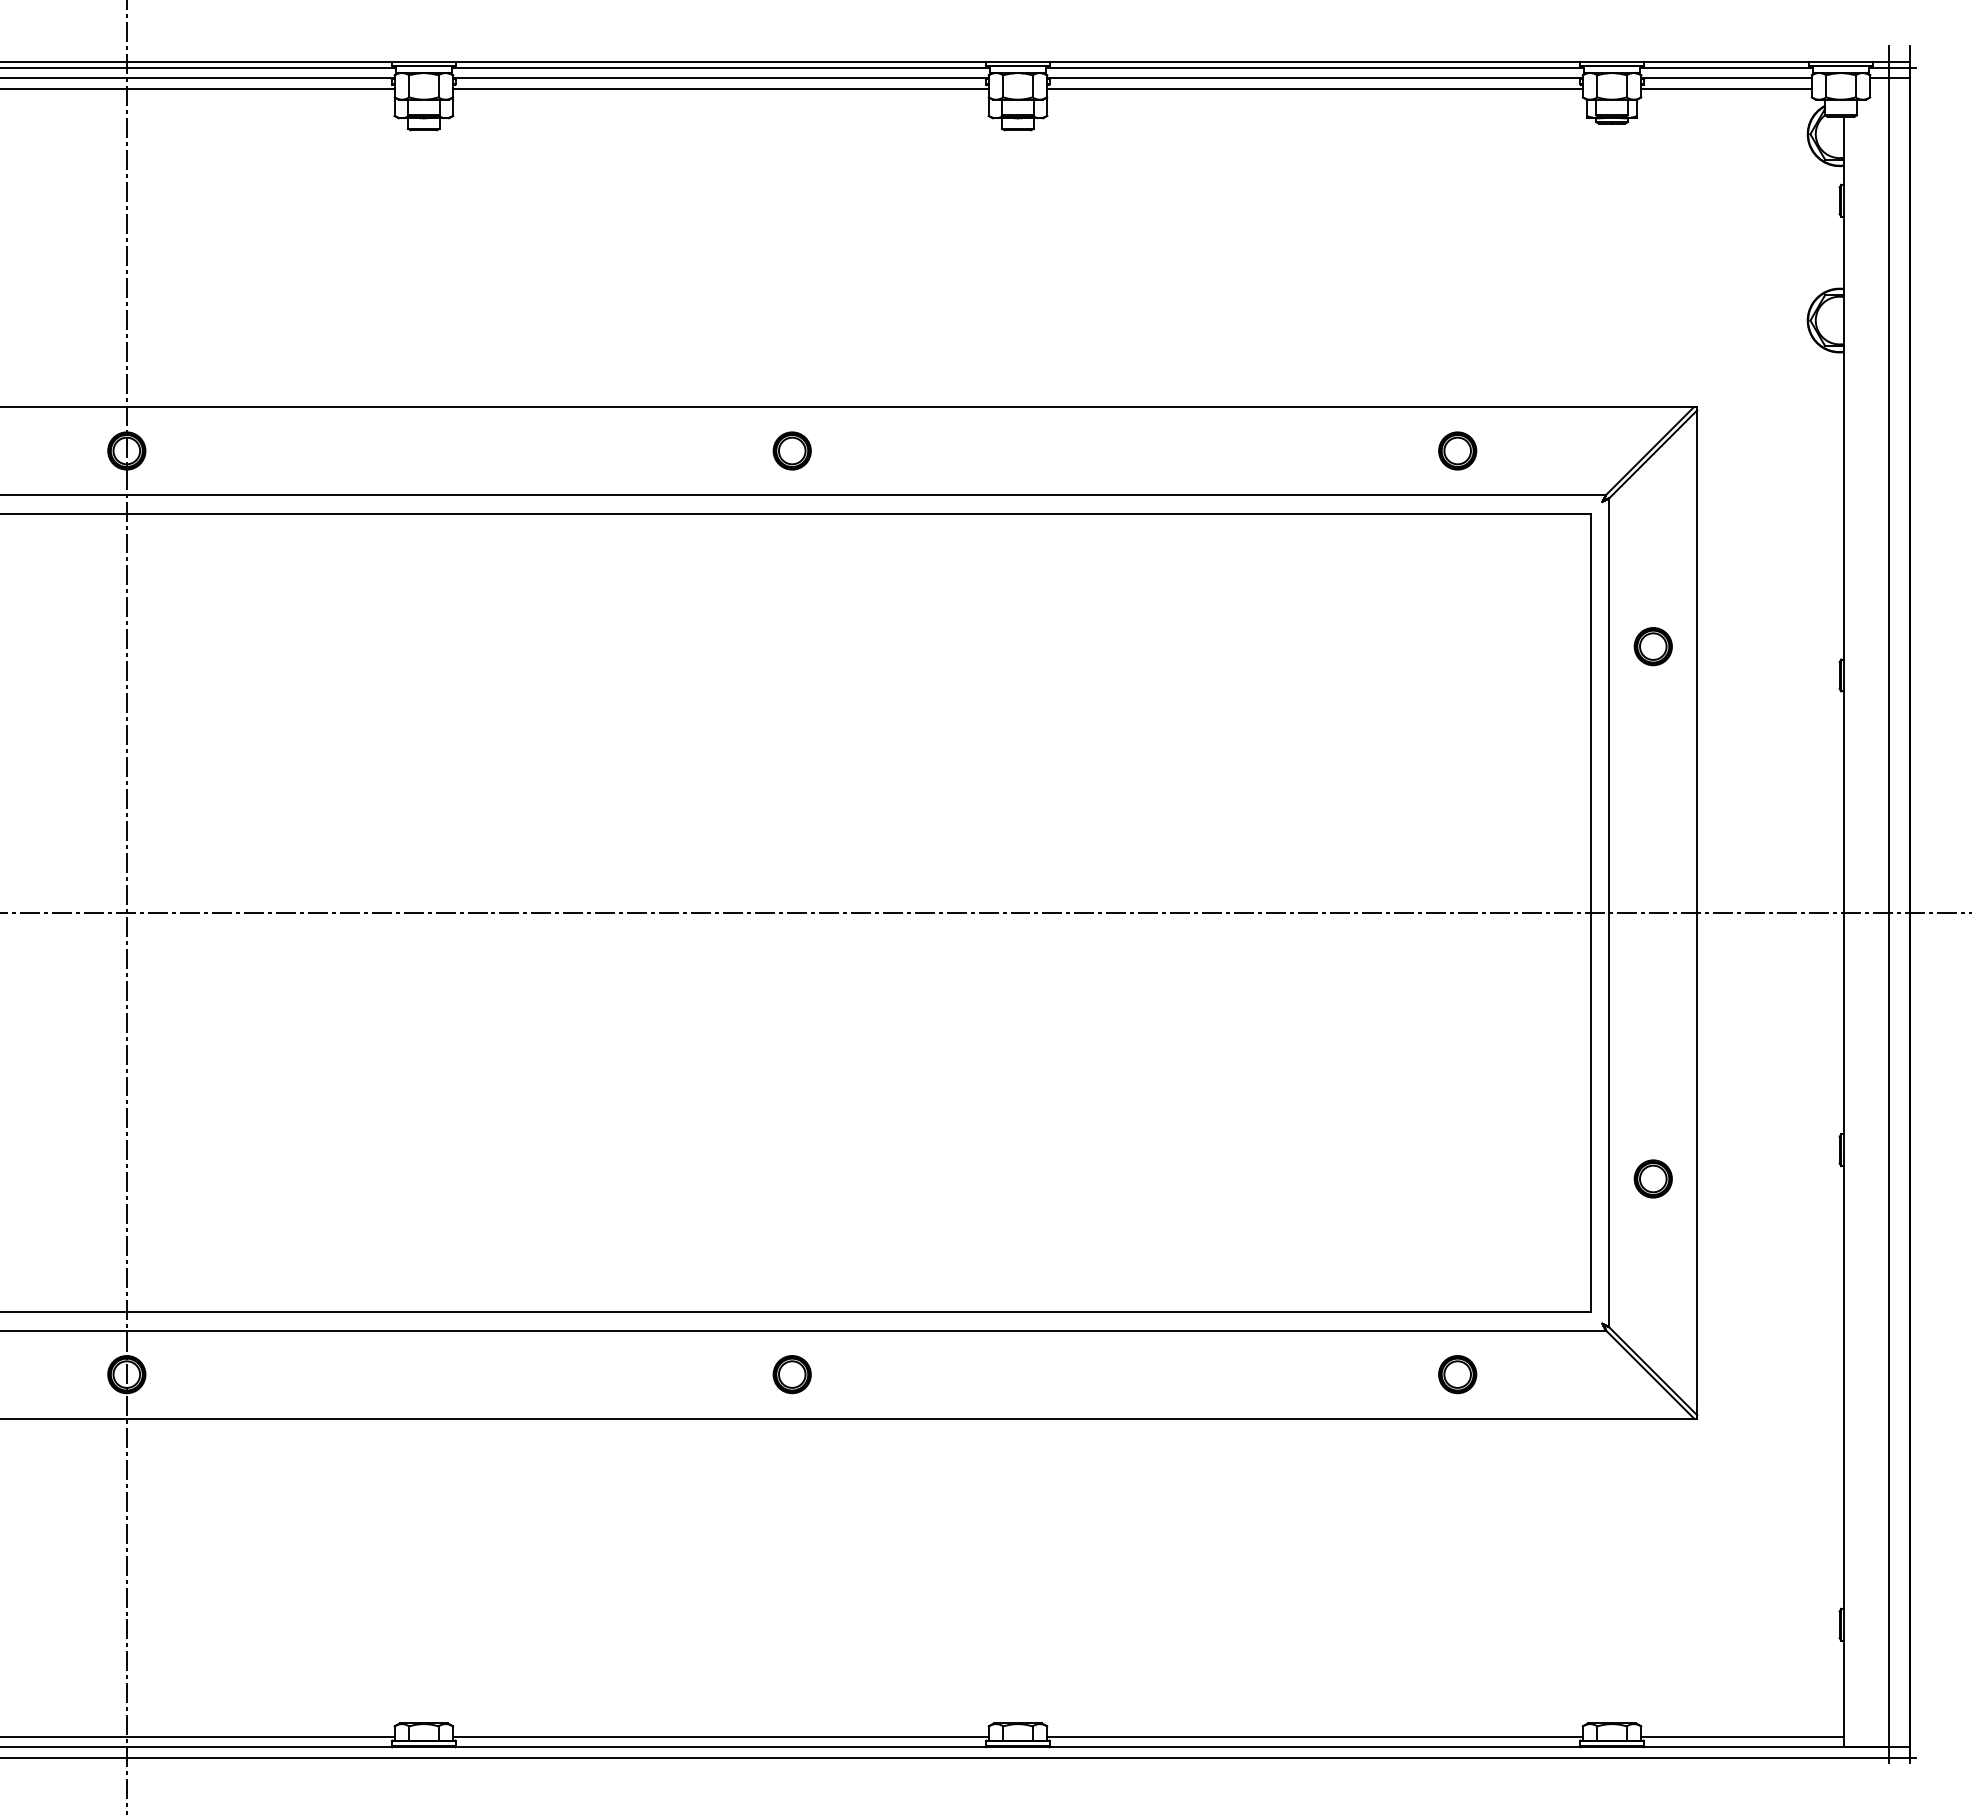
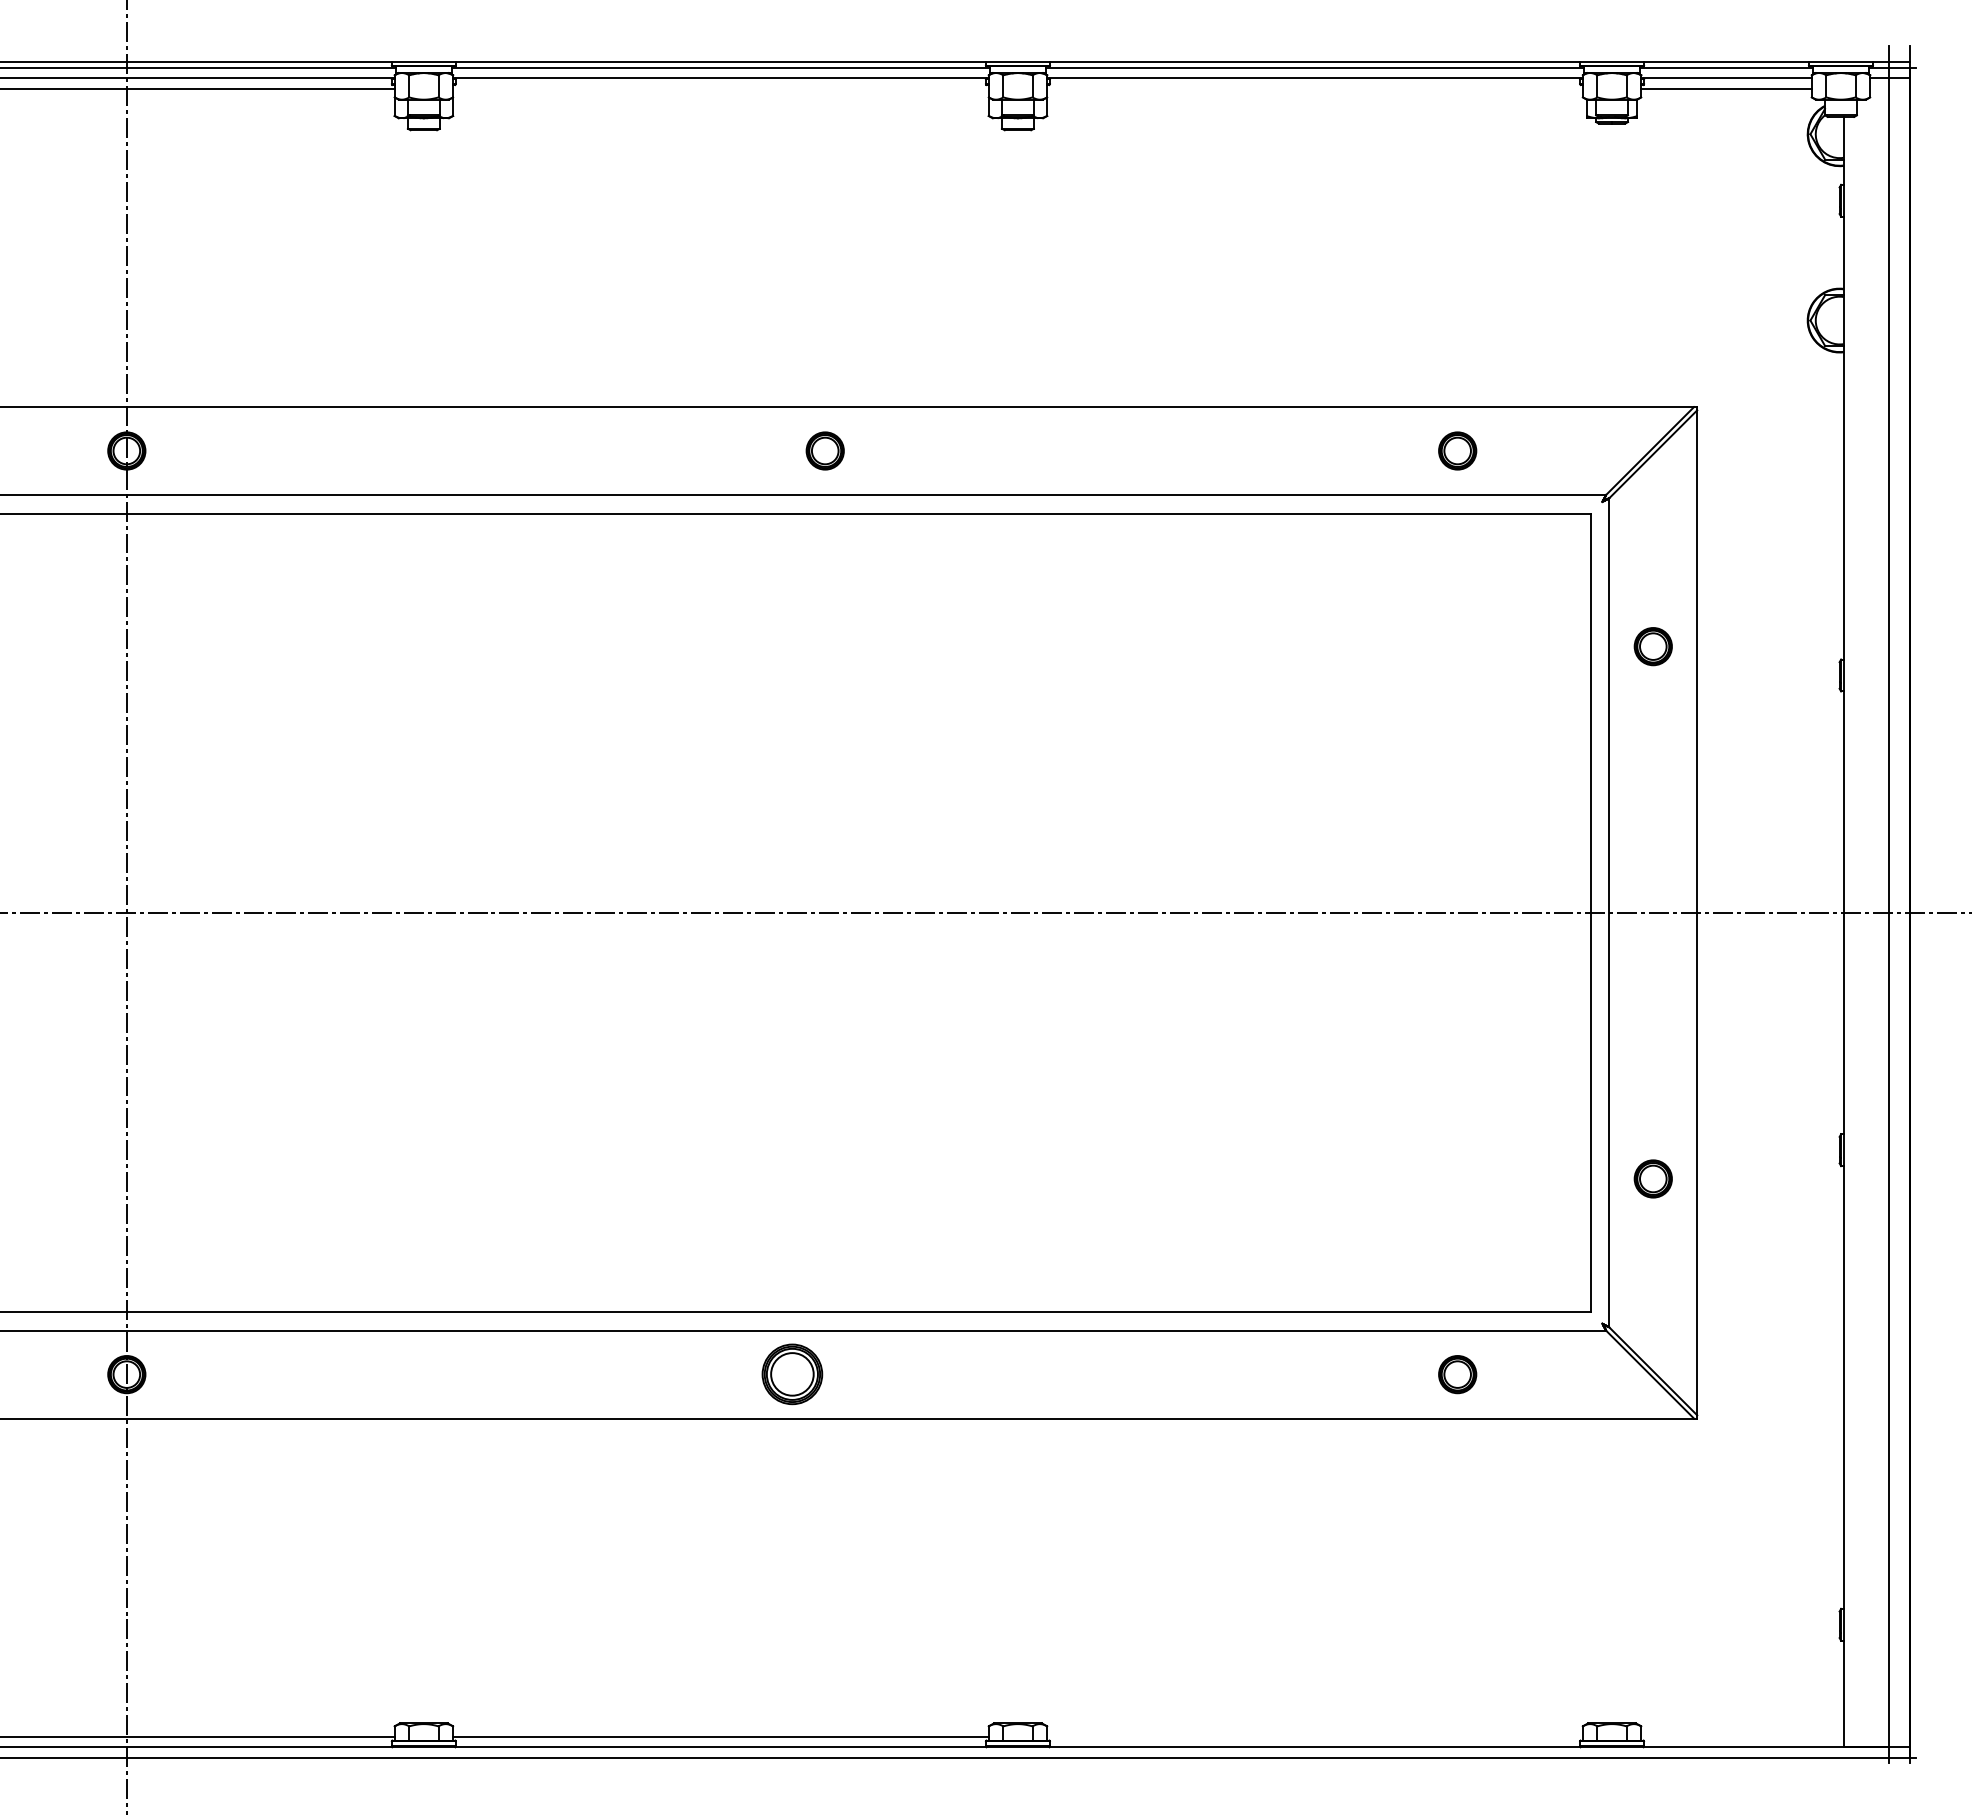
line: present -> none (720, 89)
line: present -> none (1314, 89)
part position: (791, 450) -> (824, 450) (824, 450)
part size: 40x40 px -> 63x63 px (792, 1374)
line: present -> none (1314, 1736)
line: present -> none (1742, 1736)
